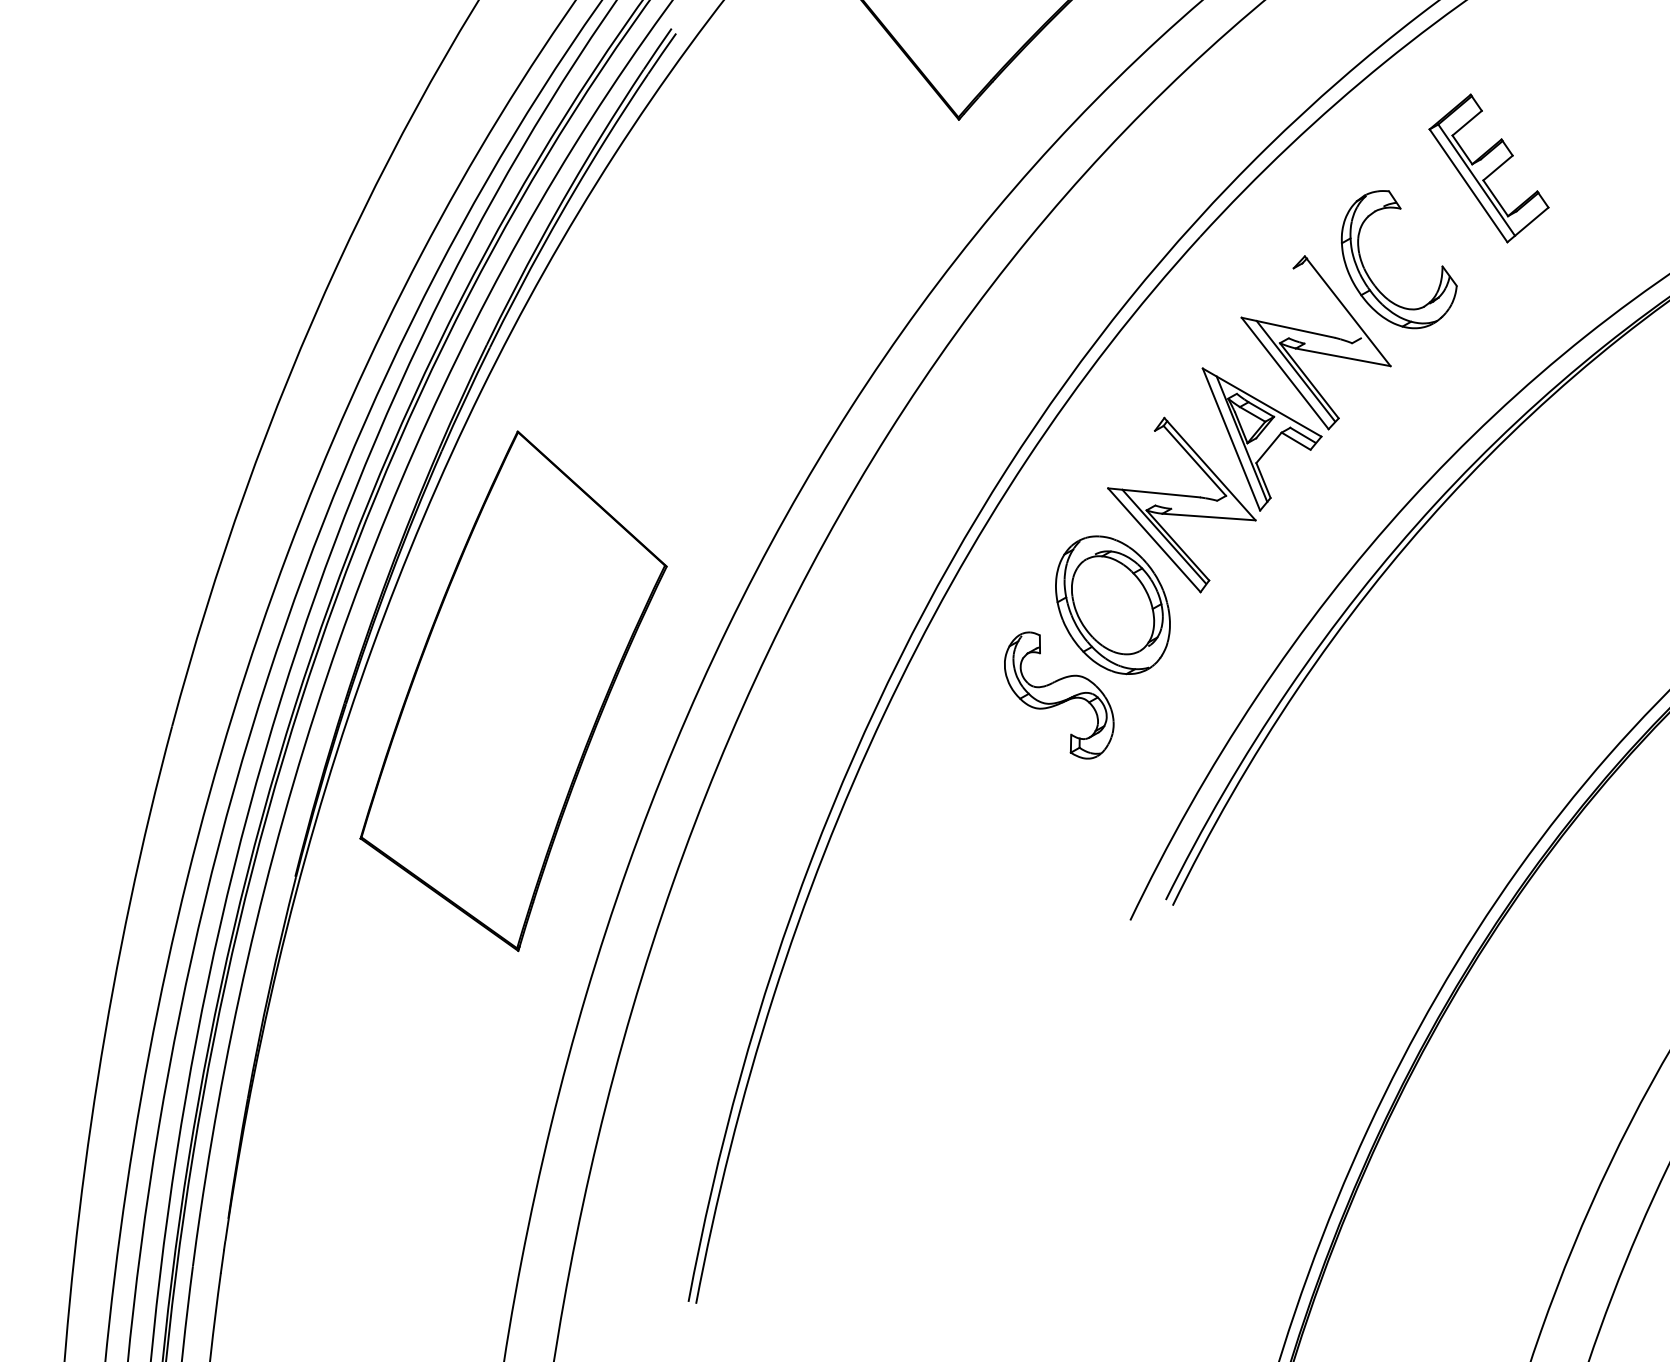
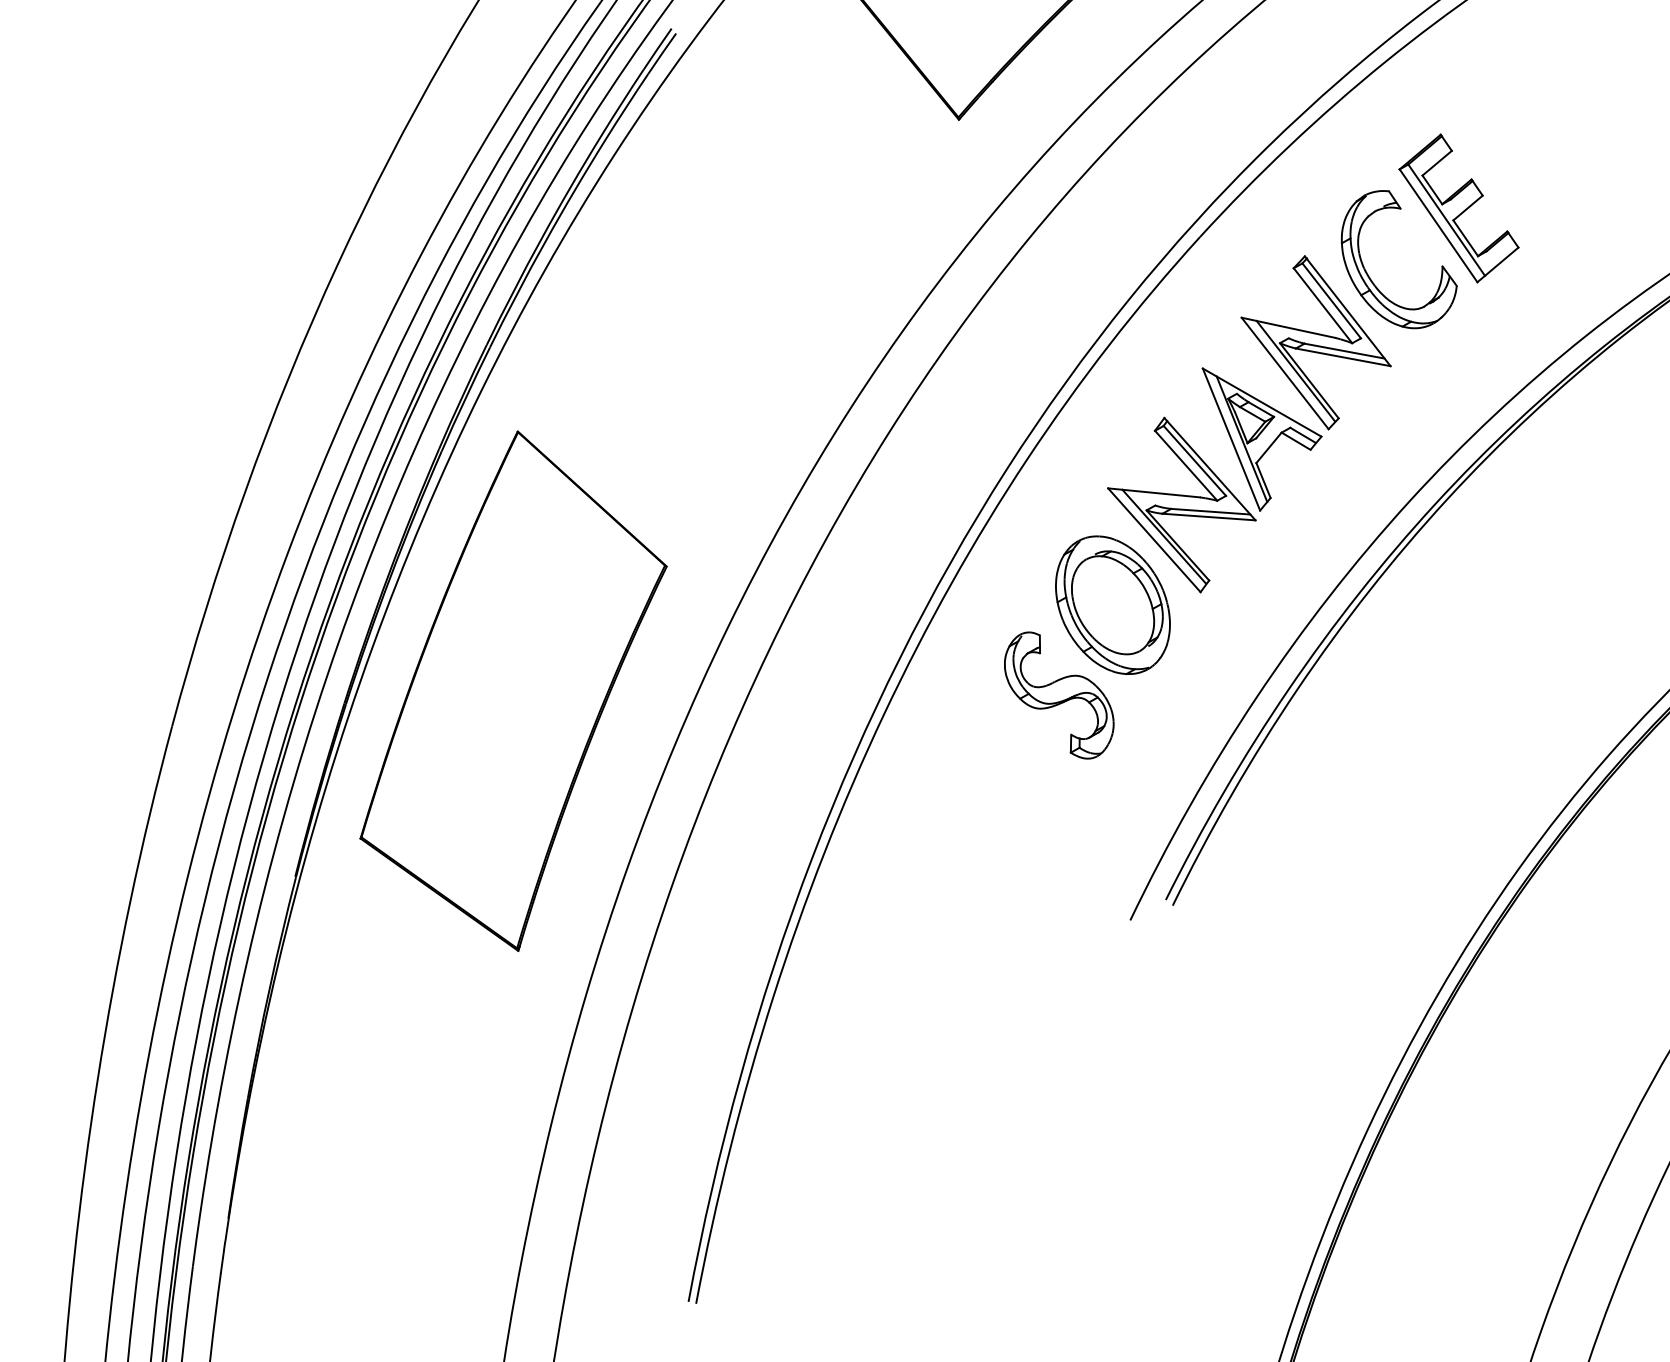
part position: (1488, 168) -> (1458, 208) (1458, 208)
line: none -> present (1331, 300)
line: none -> present (1322, 305)
line: none -> present (1344, 350)
line: none -> present (1186, 465)
line: none -> present (1210, 511)
